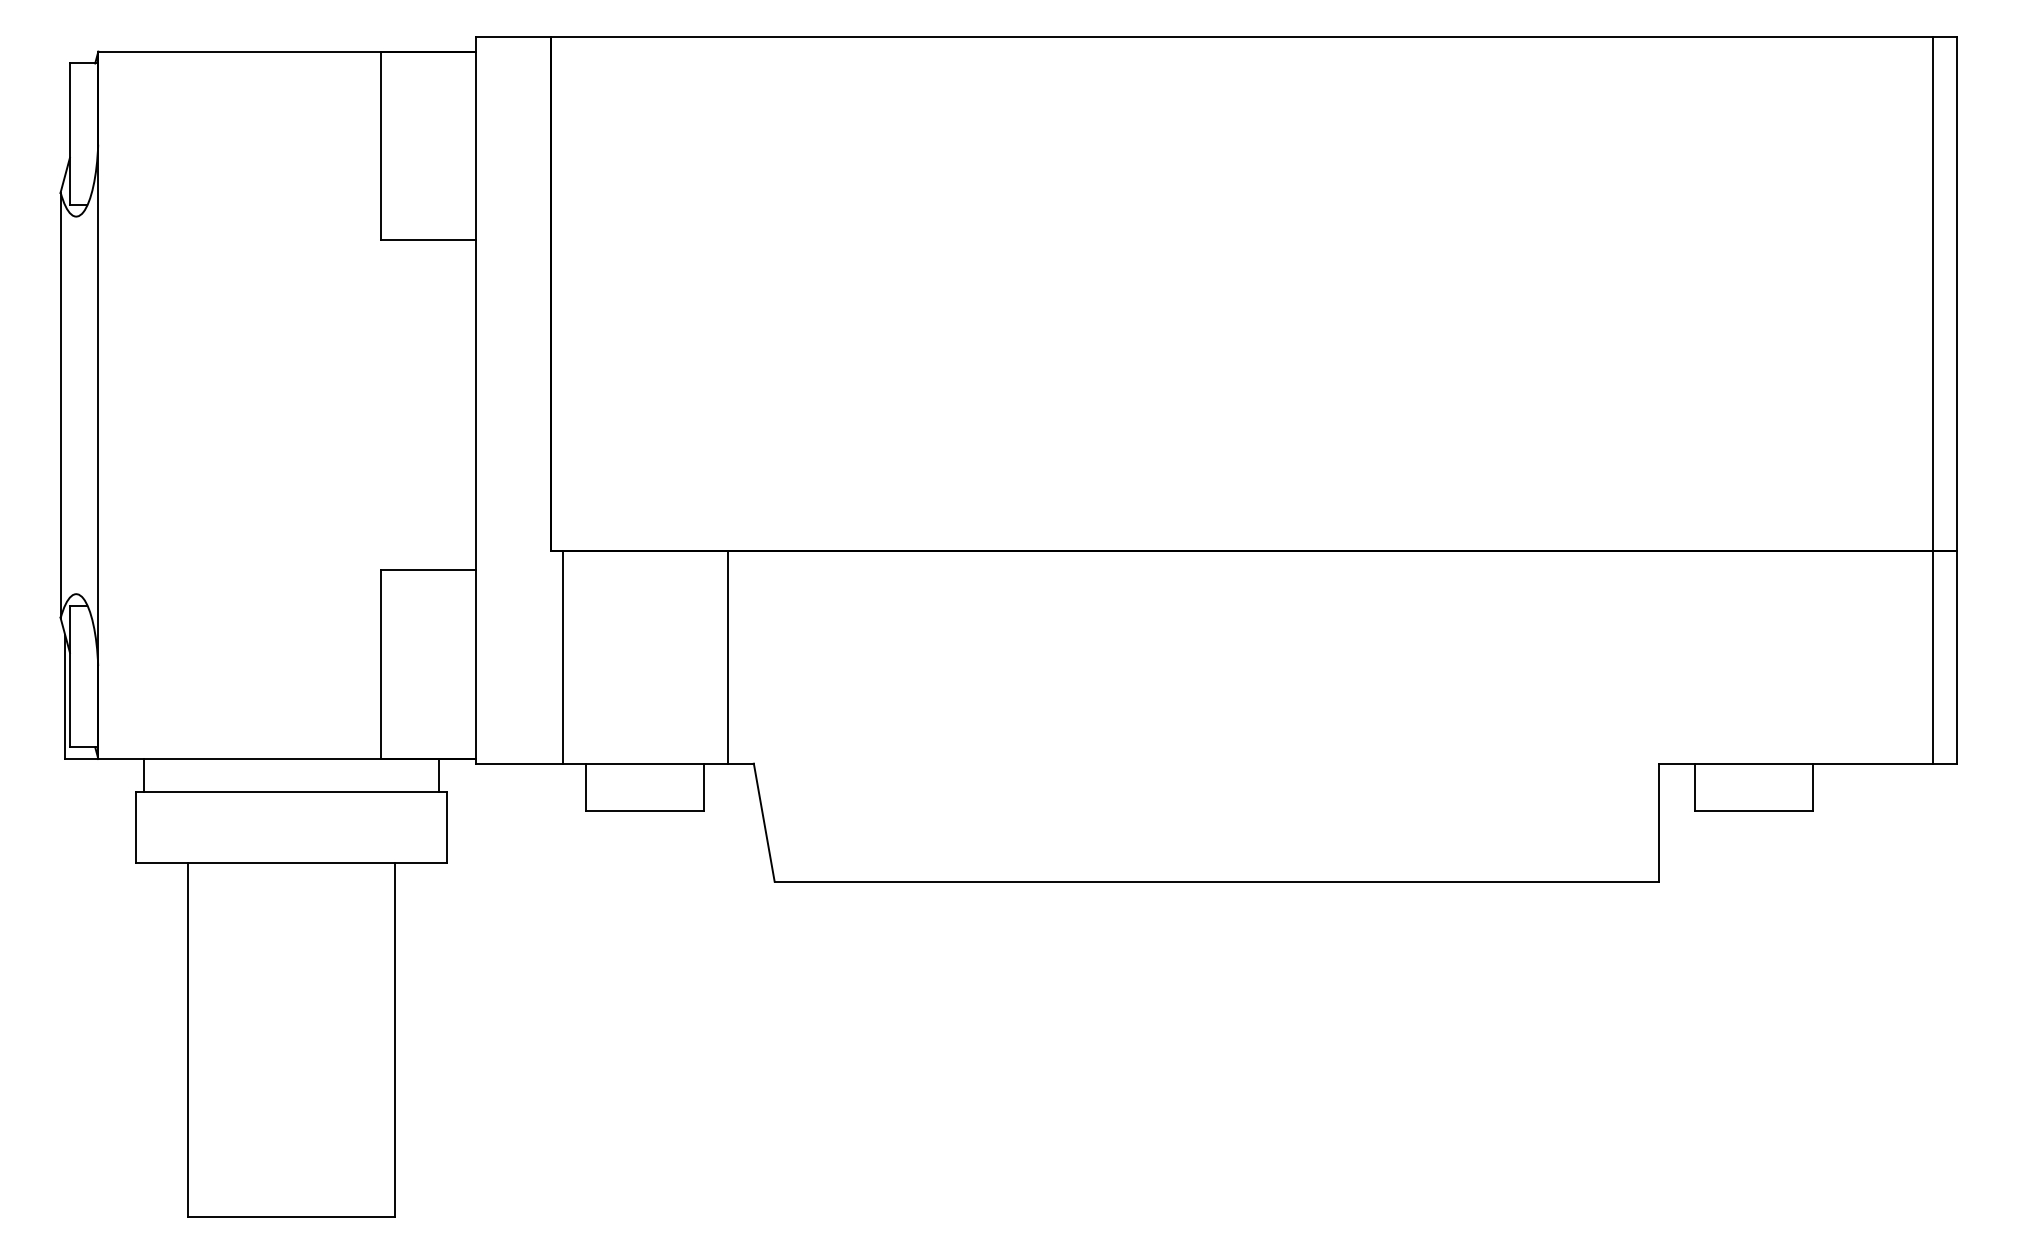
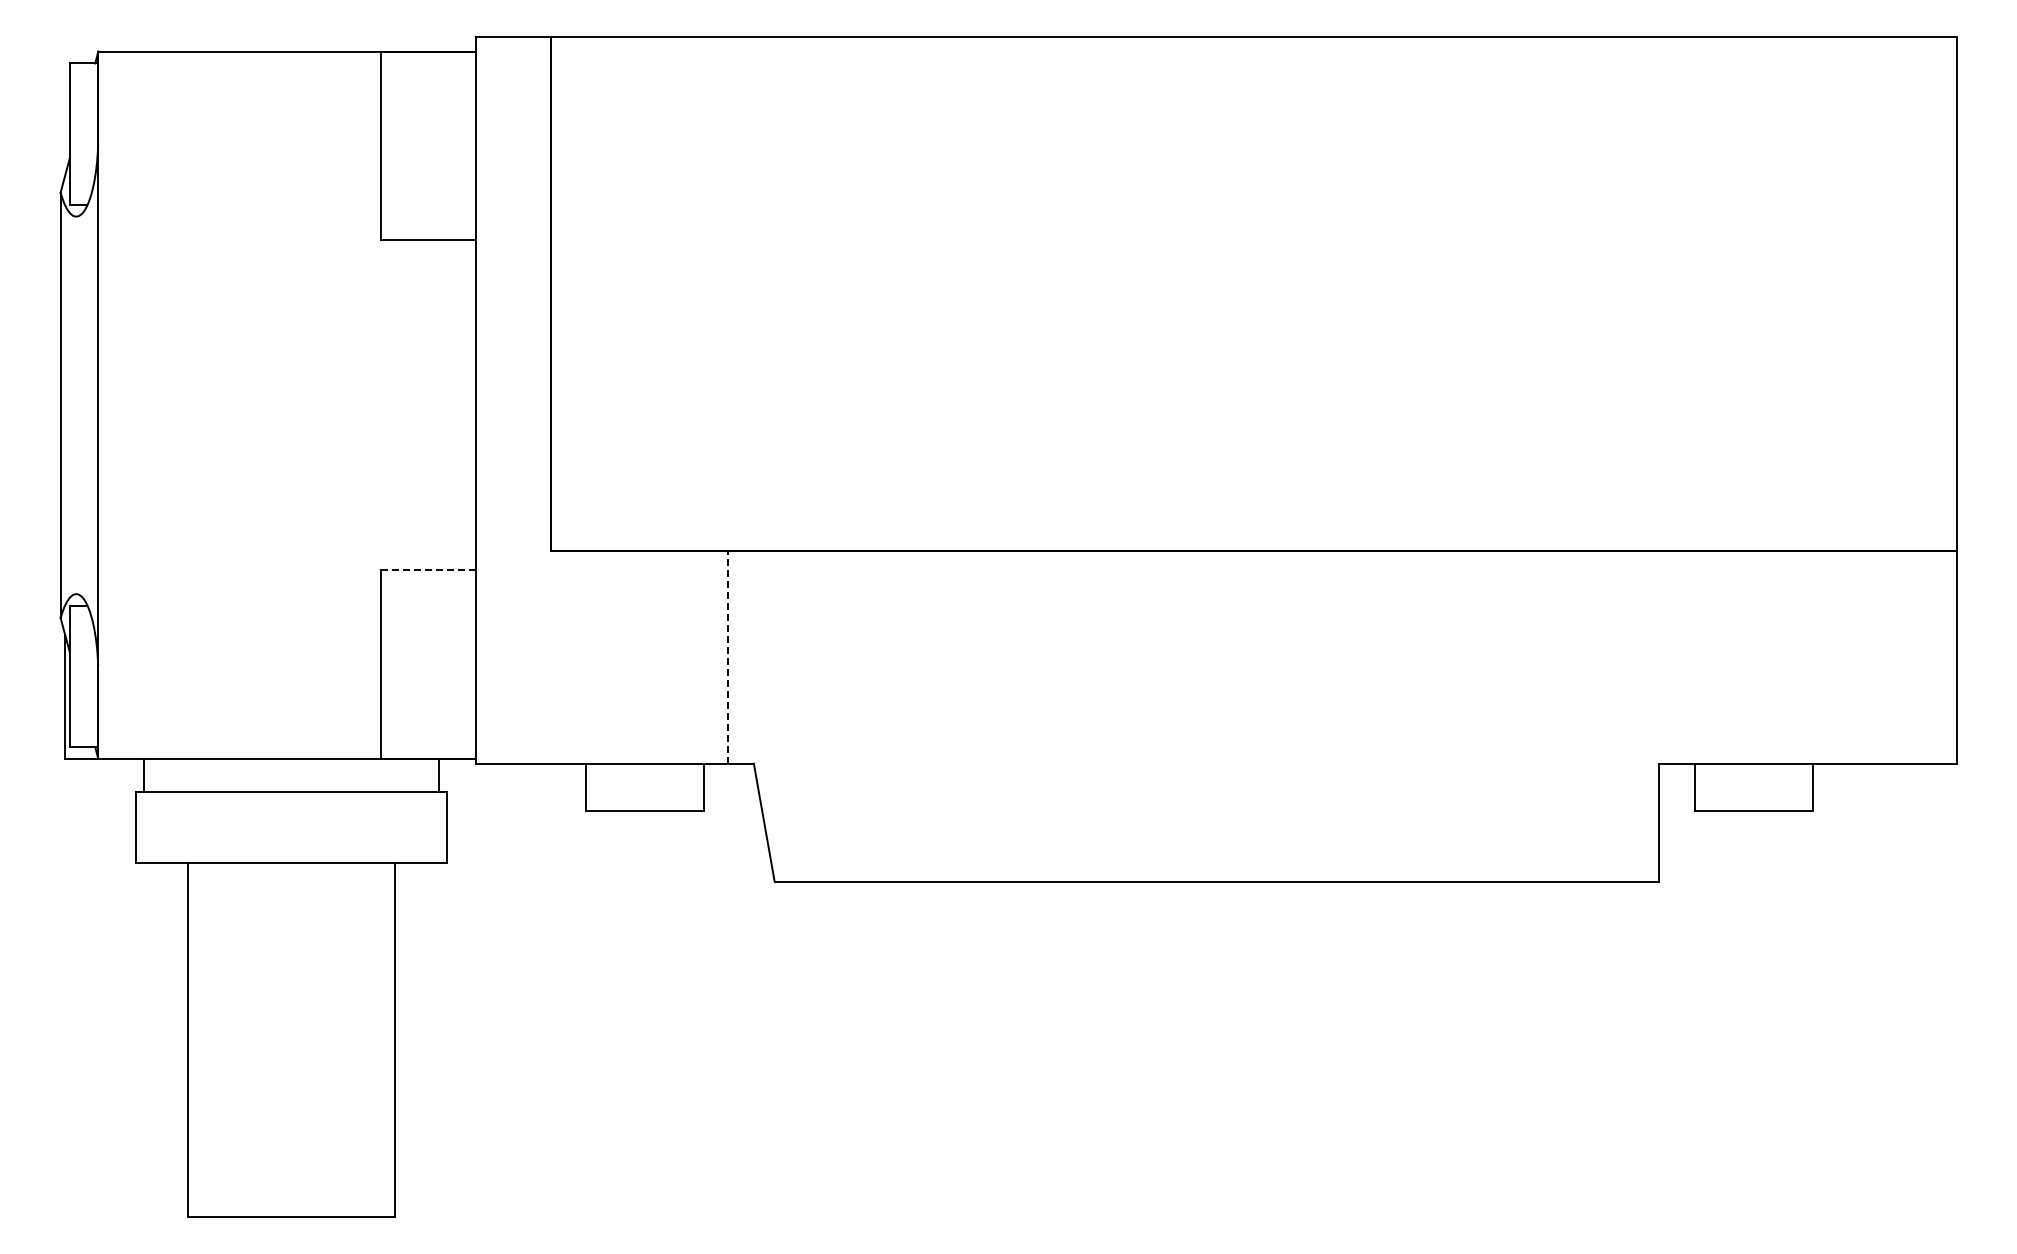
line: present -> none (1932, 400)
line: solid -> dashed (427, 570)
line: present -> none (562, 657)
line: solid -> dashed (727, 657)
